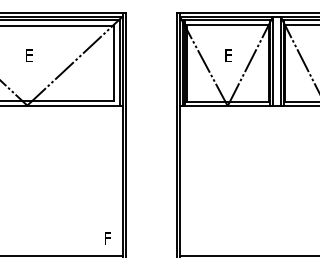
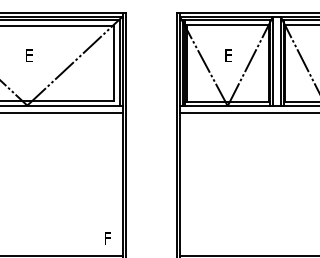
line: none -> present (62, 113)
line: none -> present (247, 113)
